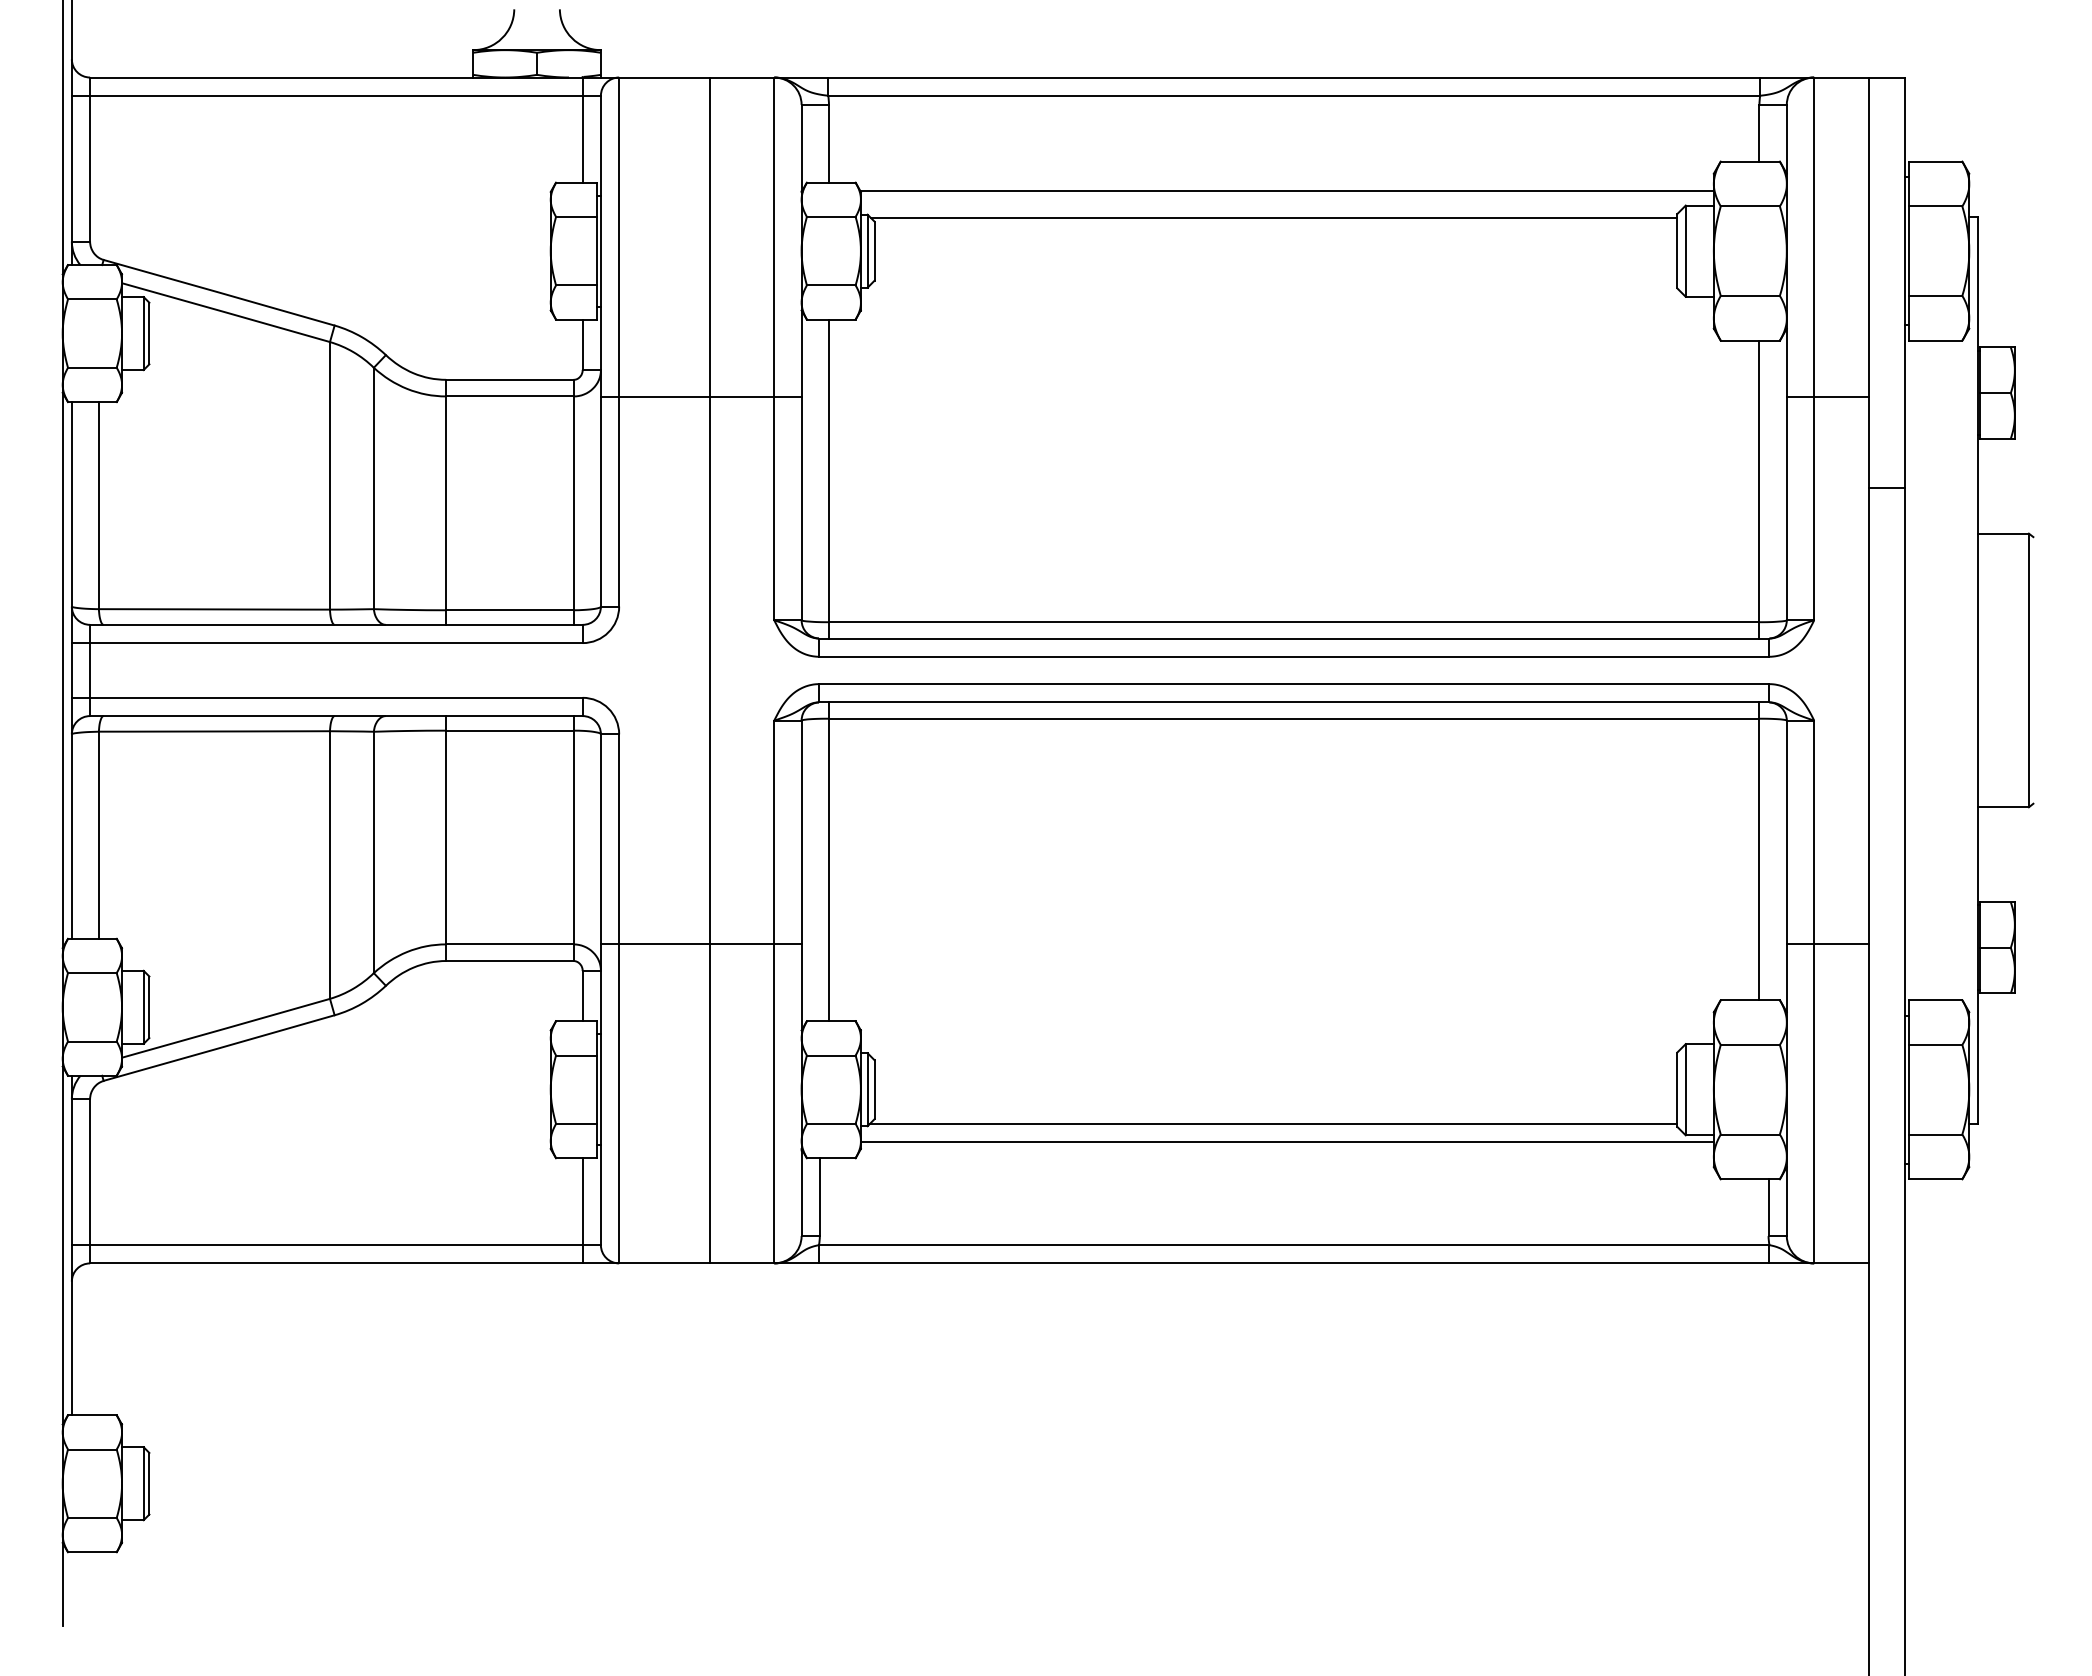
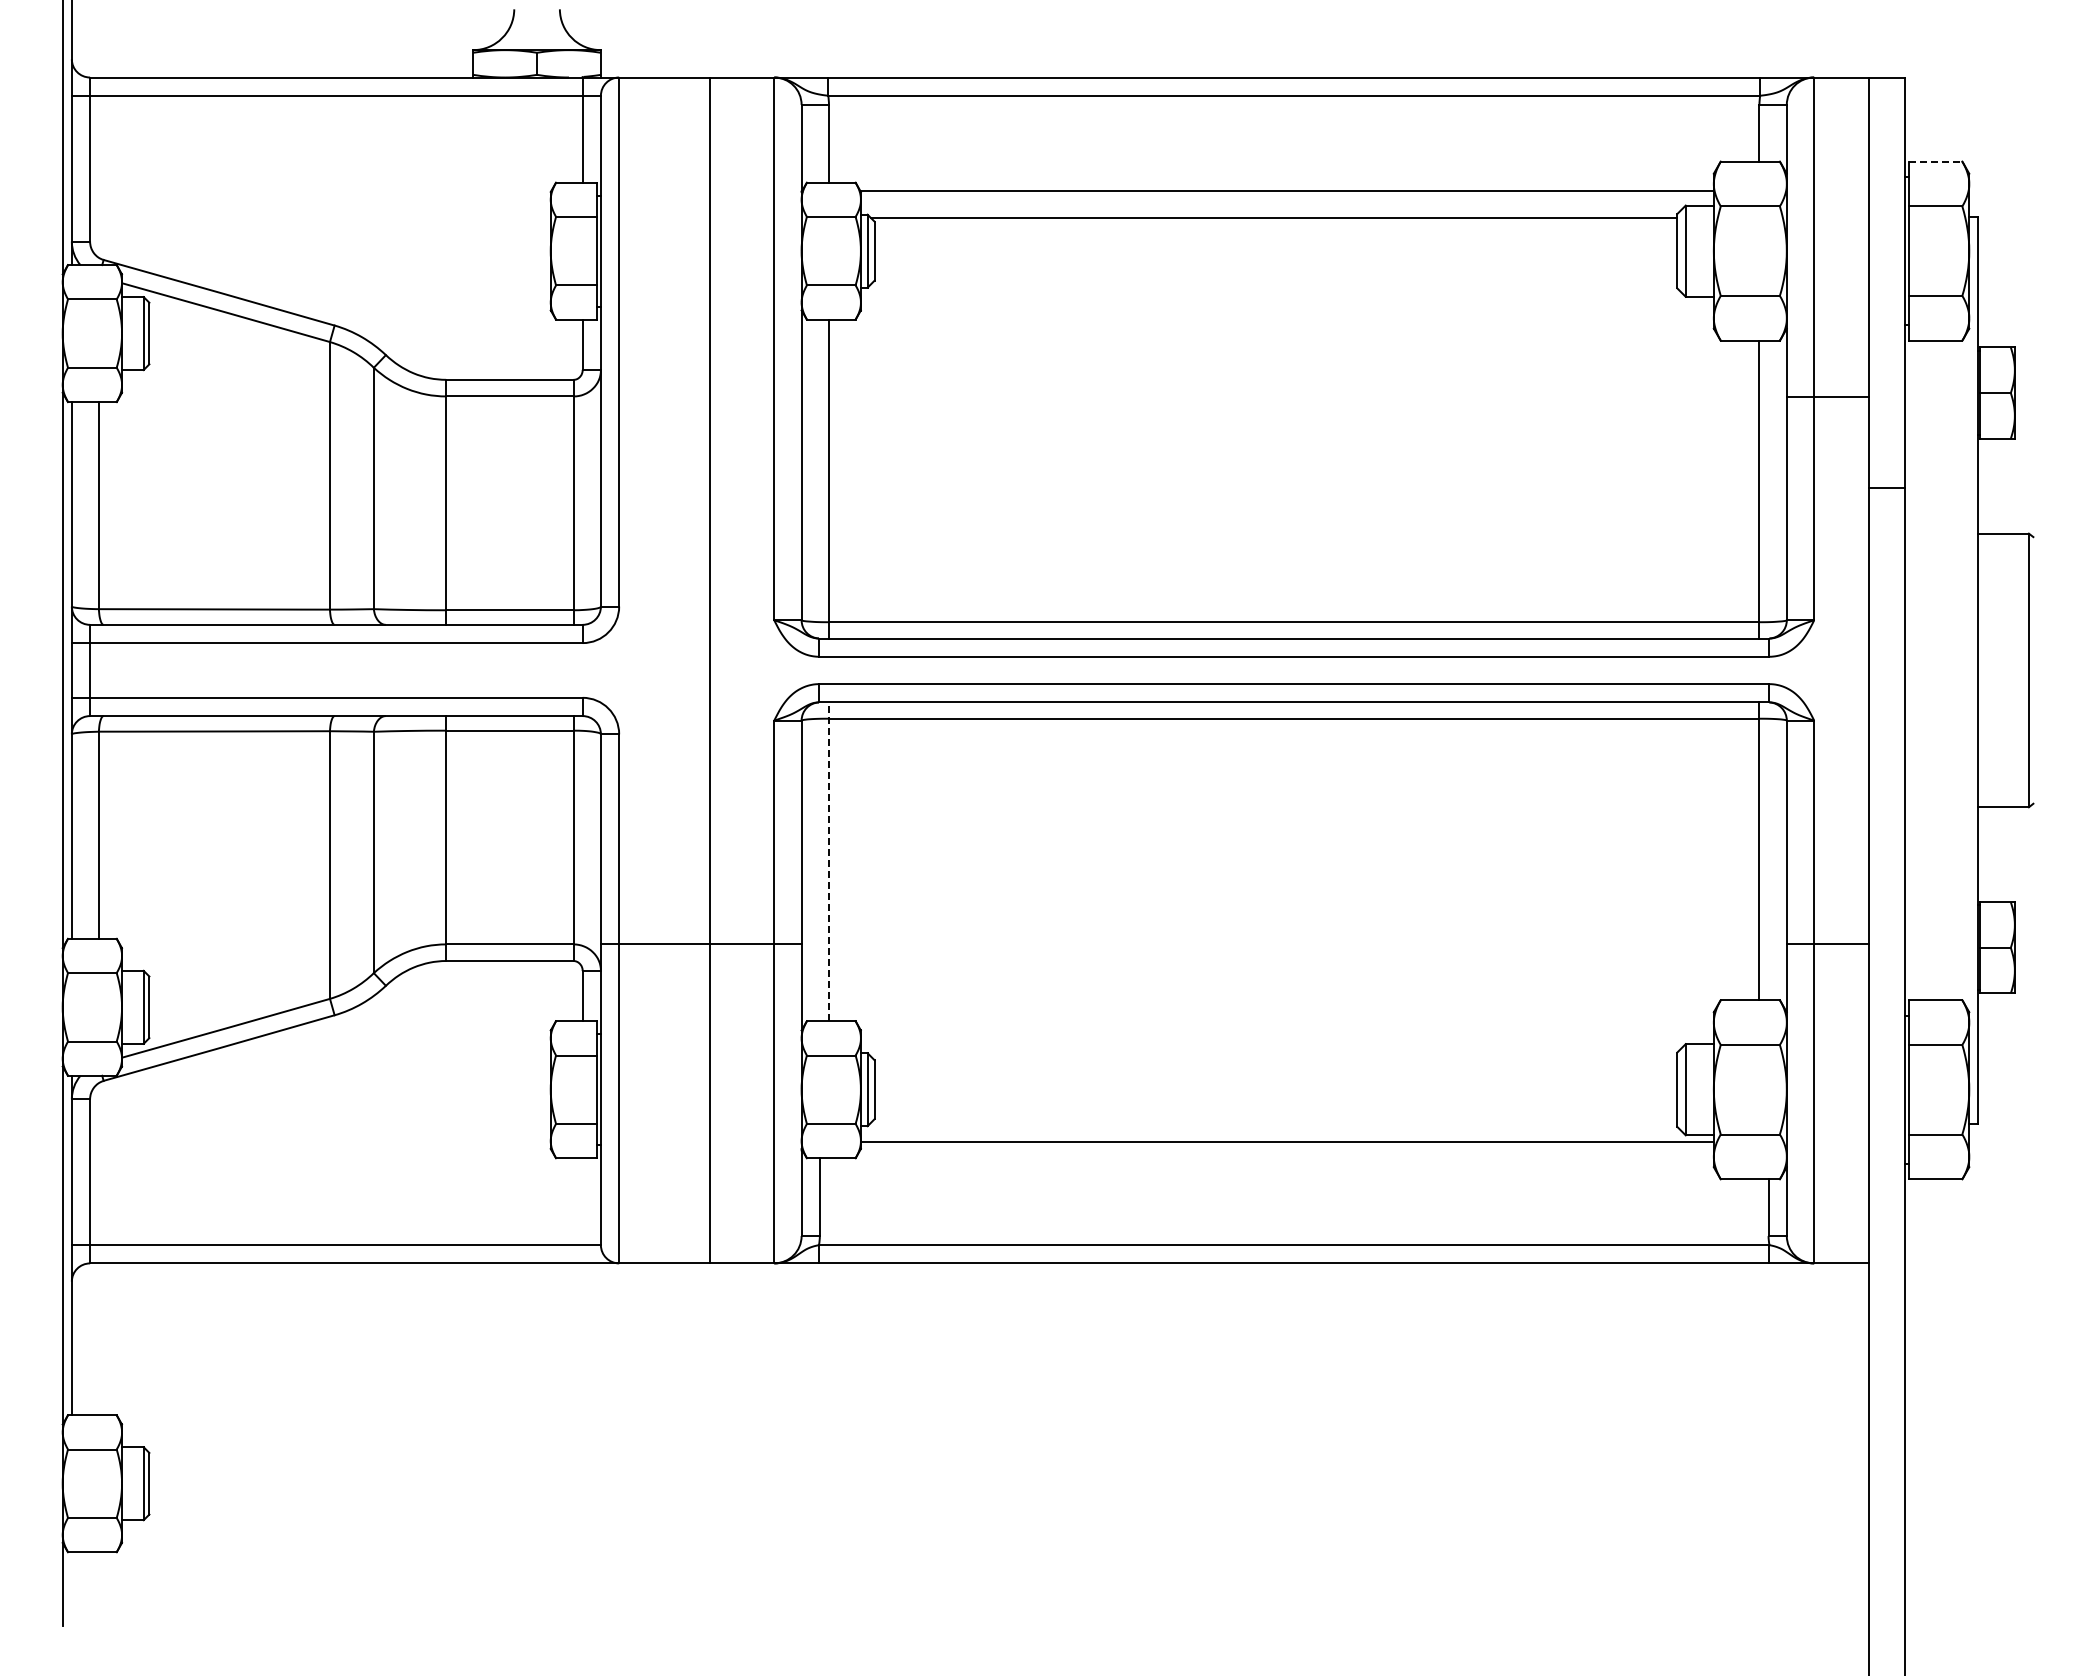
line: solid -> dashed (1935, 161)
line: present -> none (700, 396)
line: solid -> dashed (828, 861)
line: present -> none (1273, 1124)
line: present -> none (582, 1210)
